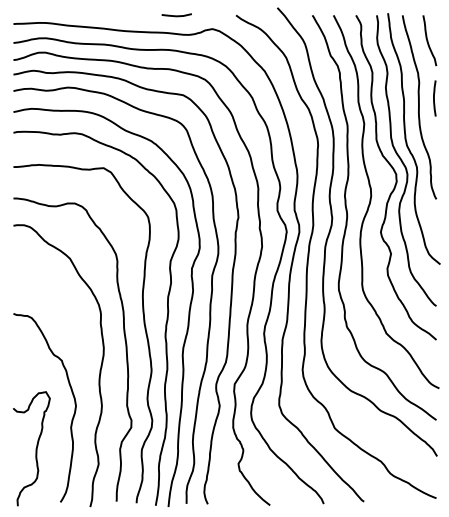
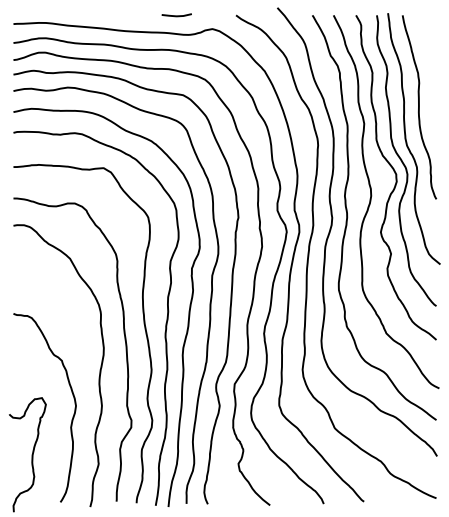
curve: present -> none (428, 40)
line: present -> none (434, 98)
curve position: (35, 448) -> (31, 454) (31, 454)
